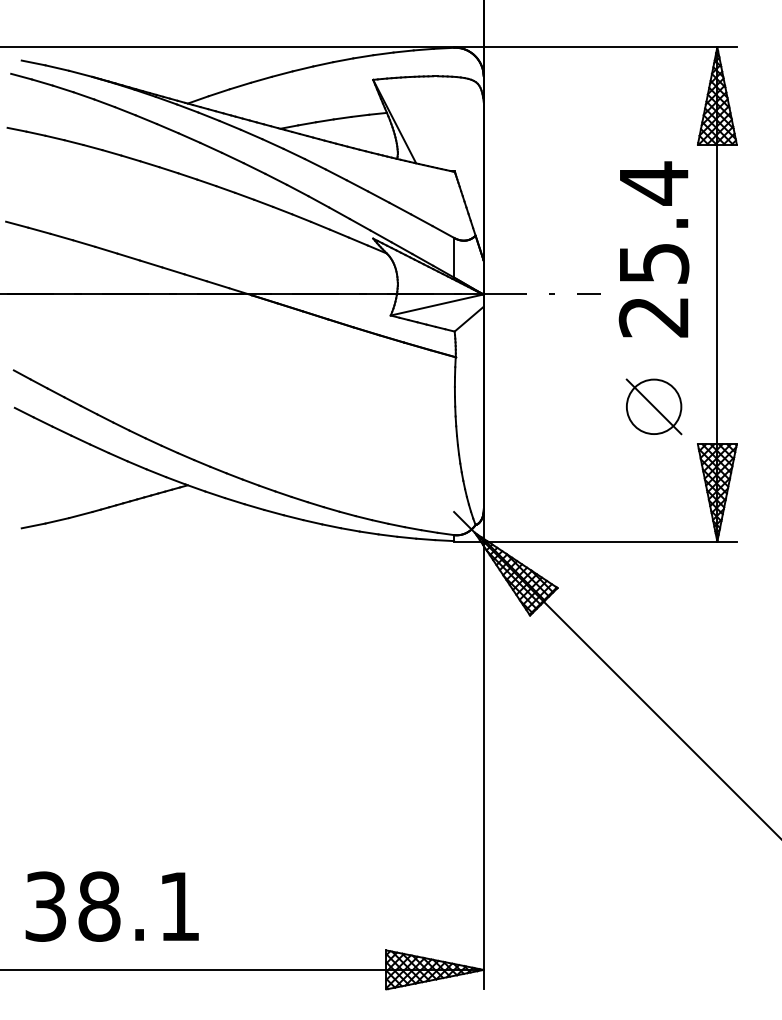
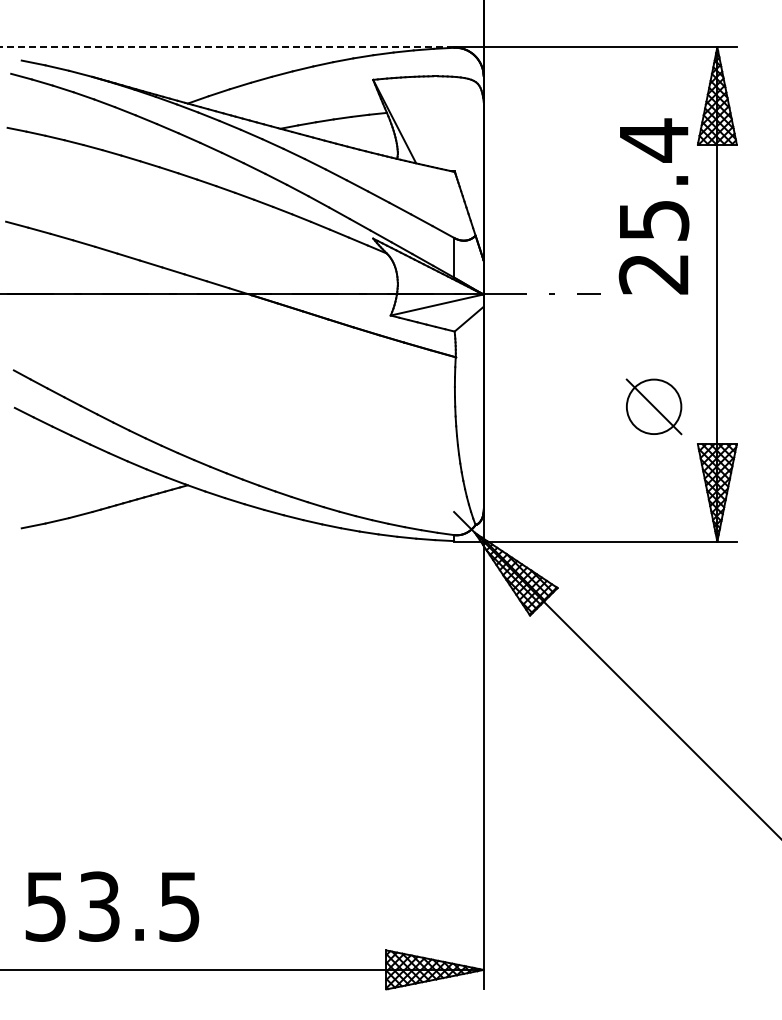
line: solid -> dashed (227, 47)
text position: (653, 249) -> (653, 206) (653, 206)
text: 38.1 -> 53.5 (112, 906)
